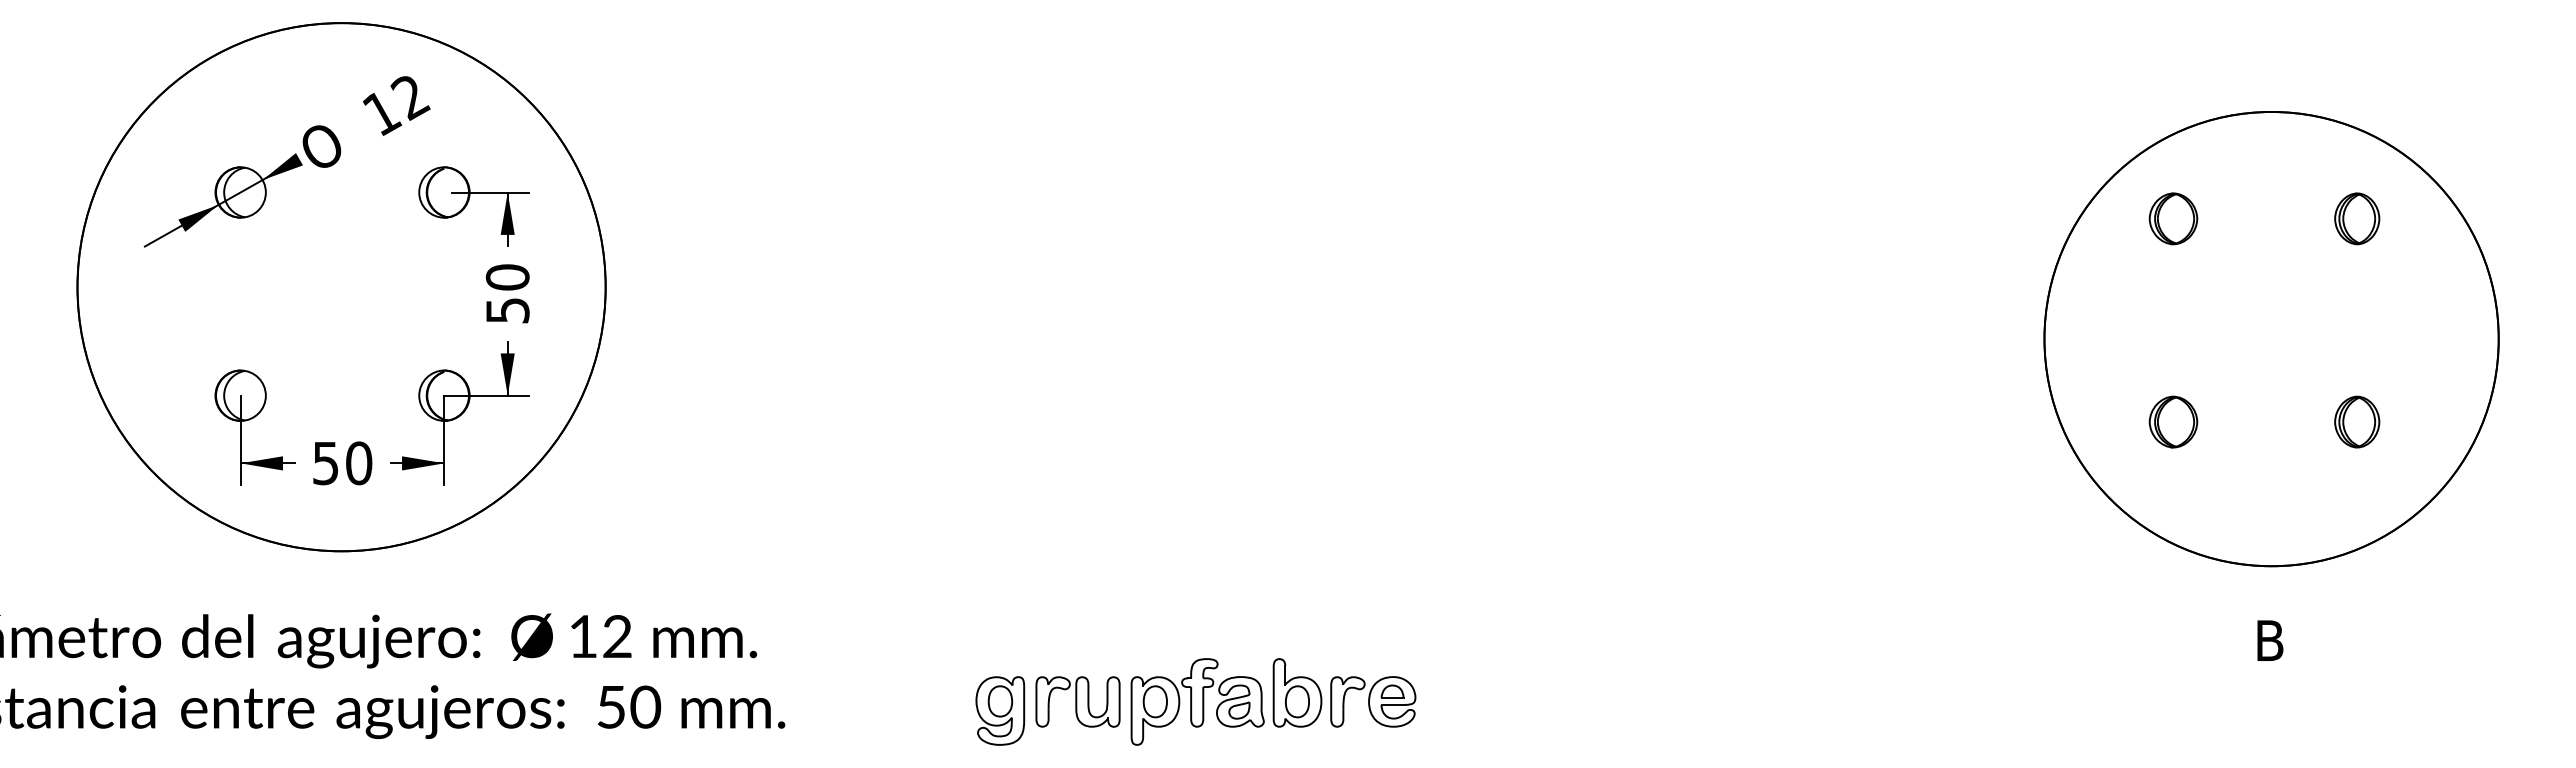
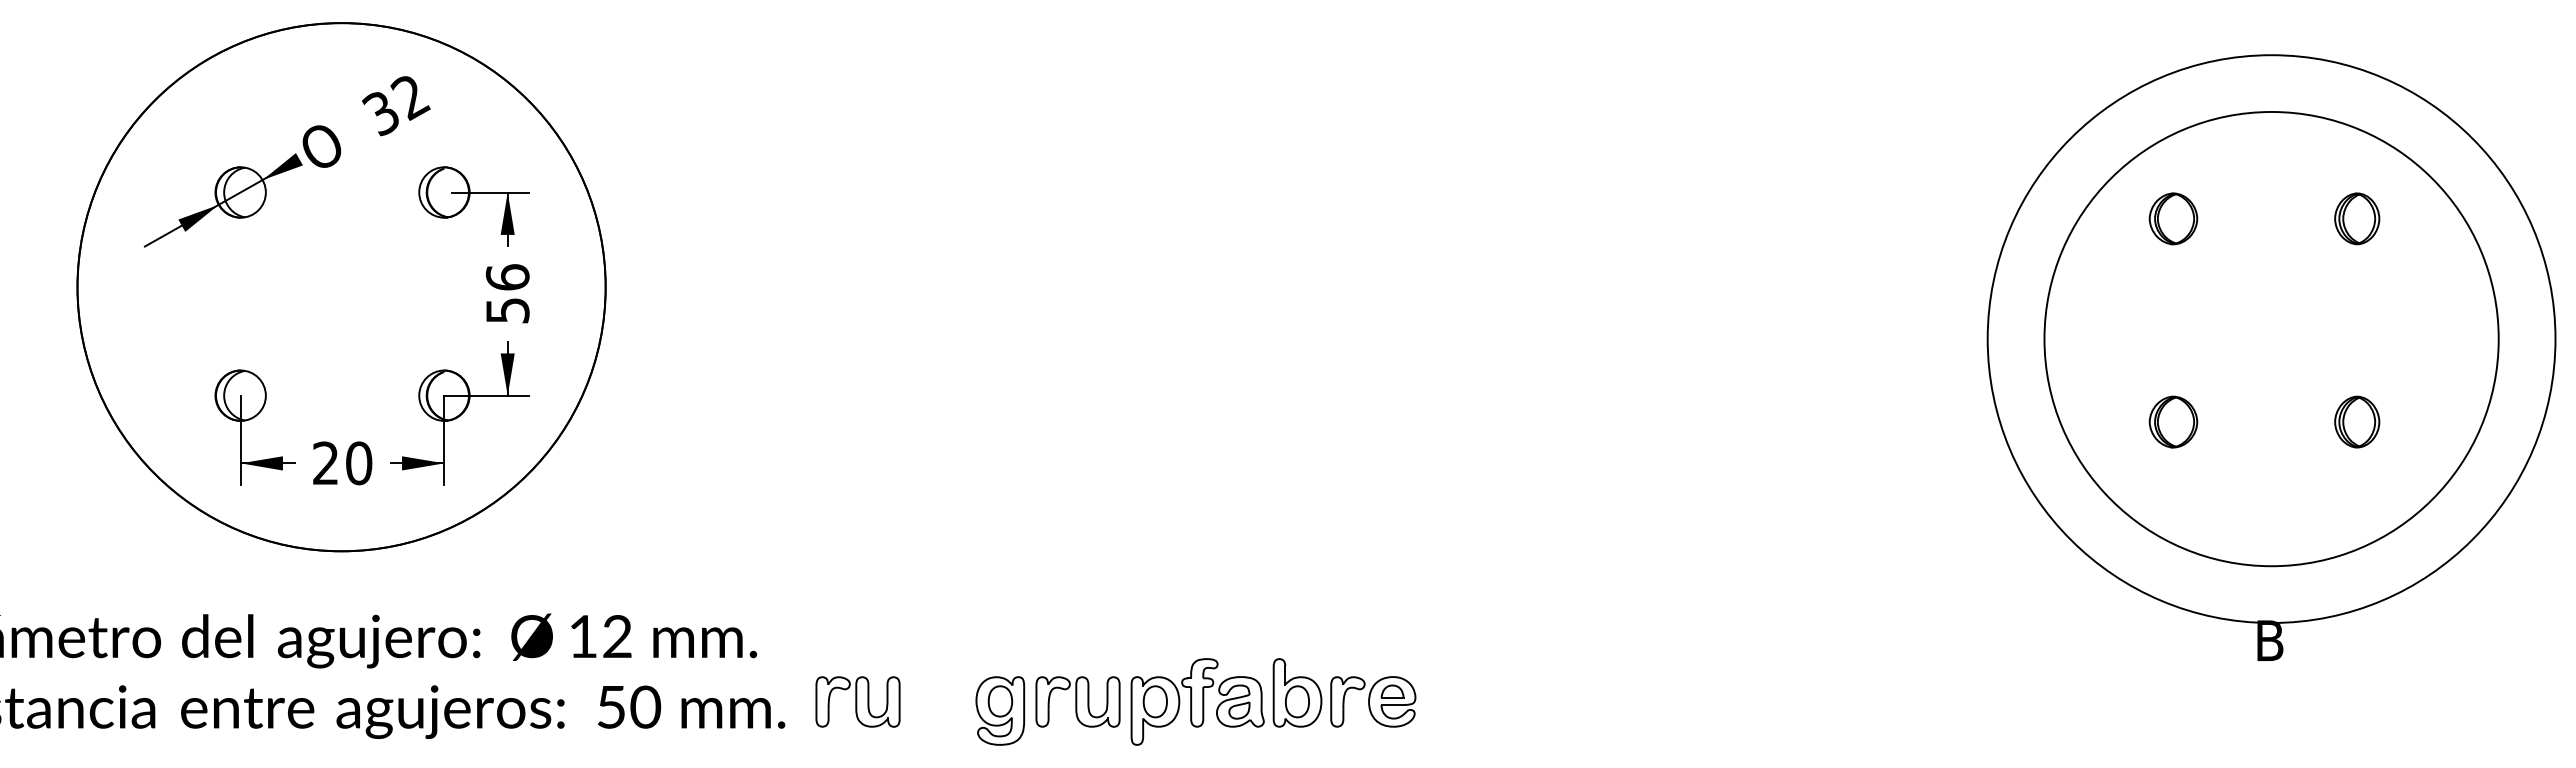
text: 12 -> 32 (382, 114)
text: 50 -> 56 (507, 277)
circle diameter: 454 px -> 568 px (2271, 339)
text: 50 -> 20 (325, 463)
part: none -> present (857, 701)
